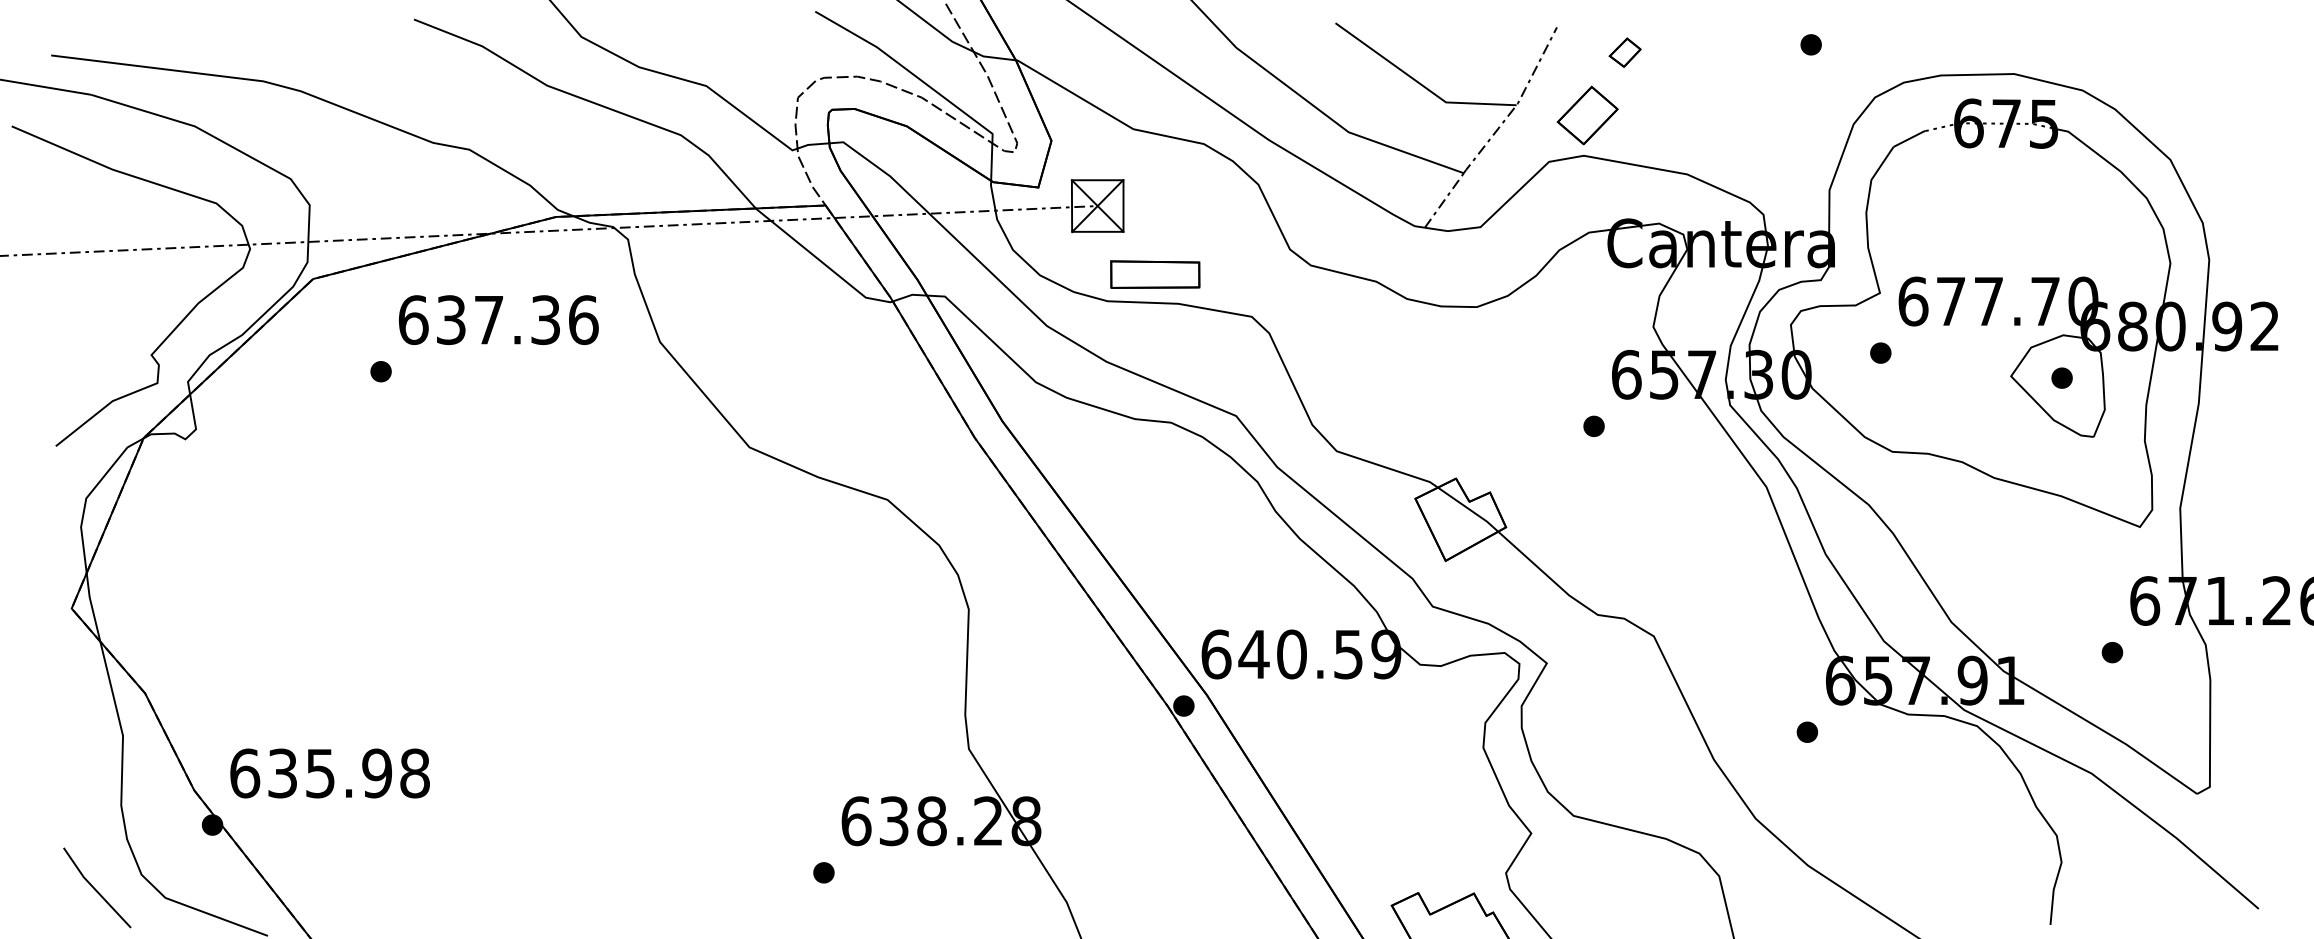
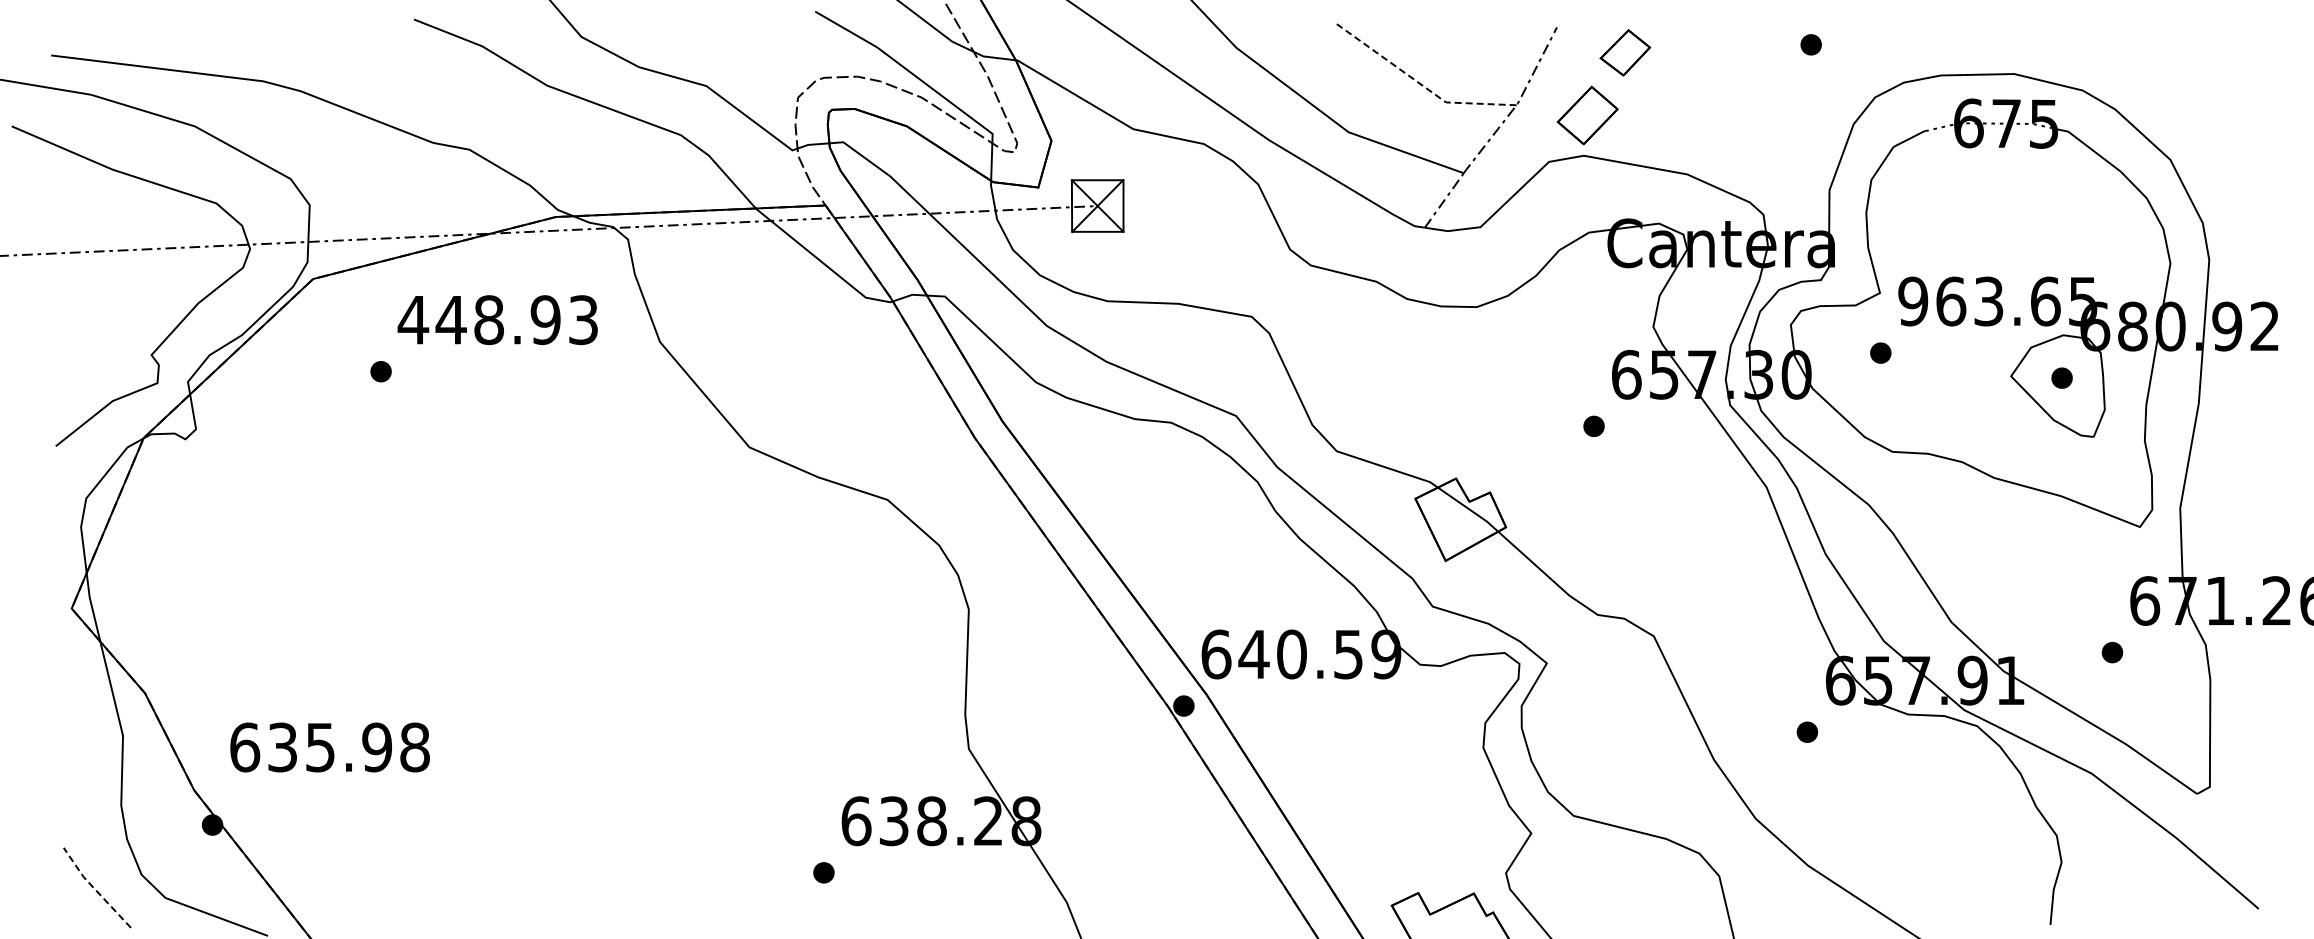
part size: 34x31 px -> 53x48 px (1625, 52)
line: solid -> dashed (1419, 83)
part: present -> none (1155, 274)
text: 677.70 -> 963.65 (1998, 301)
text: 637.36 -> 448.93 (497, 320)
text position: (329, 773) -> (329, 747) (329, 747)
line: solid -> dashed (94, 888)
